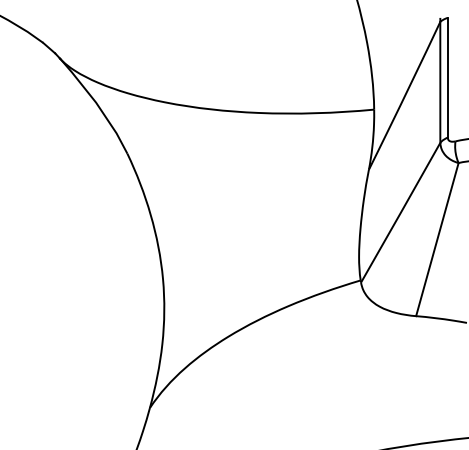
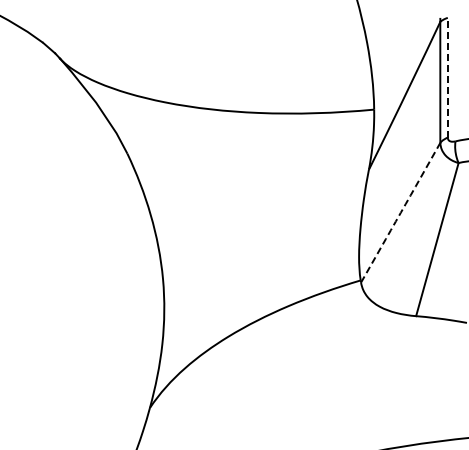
line: solid -> dashed (447, 77)
arc: solid -> dashed (400, 212)
